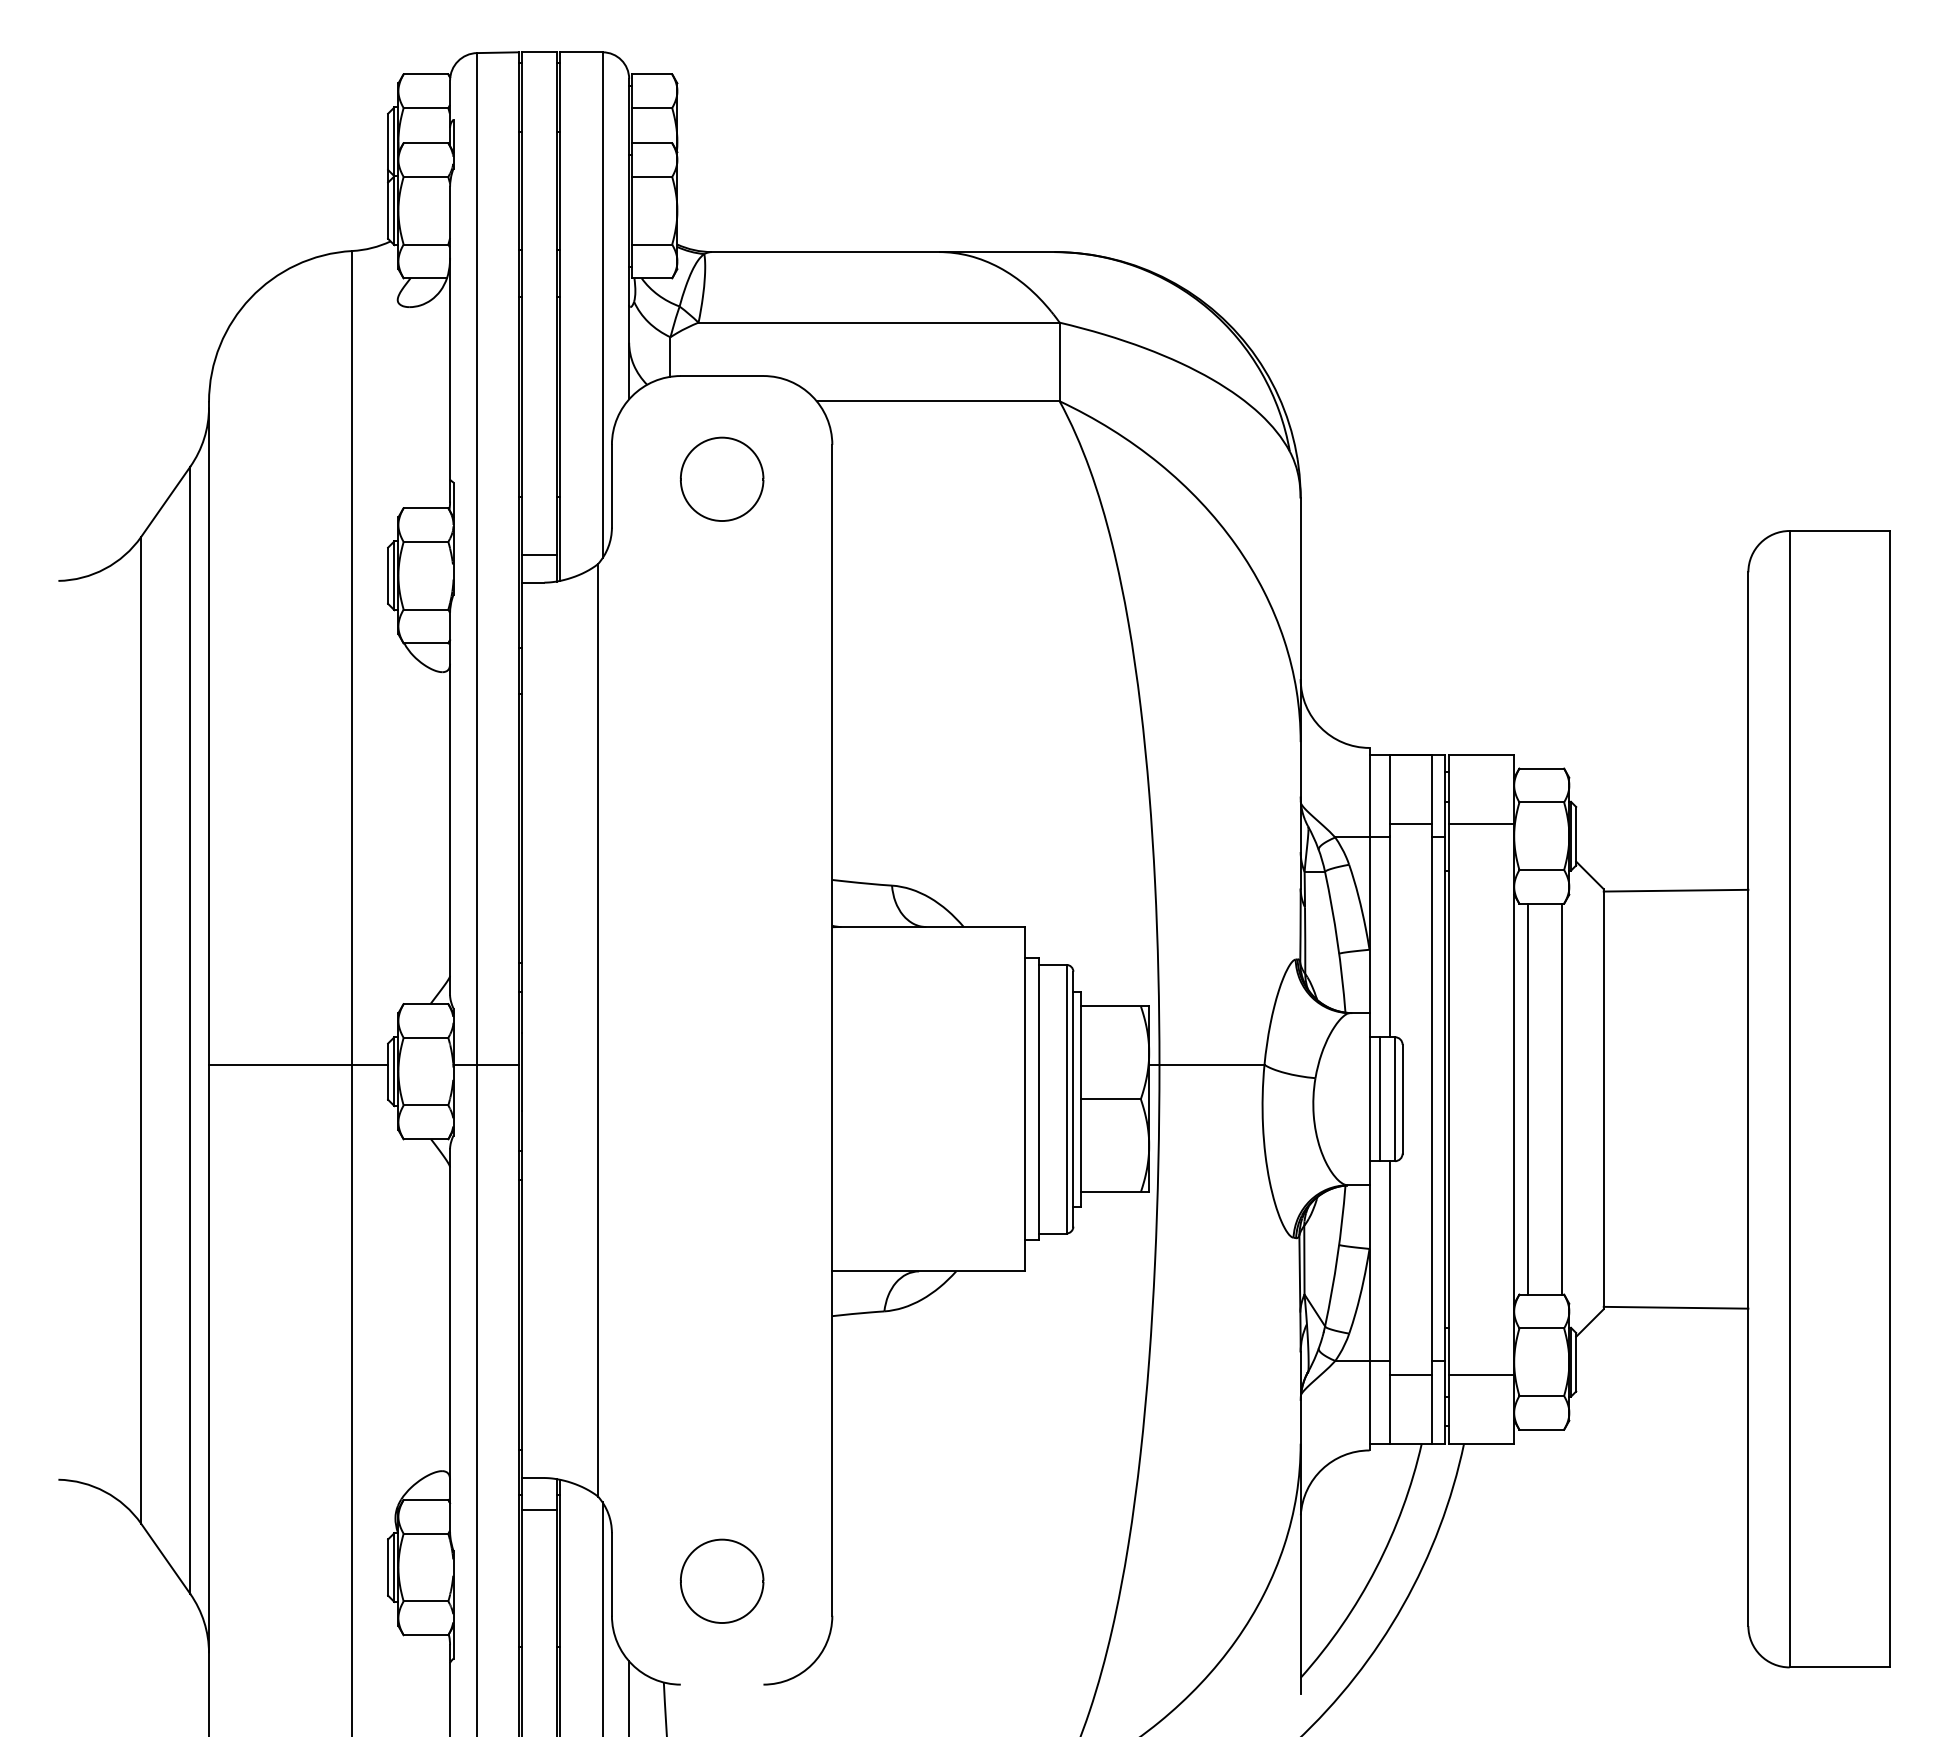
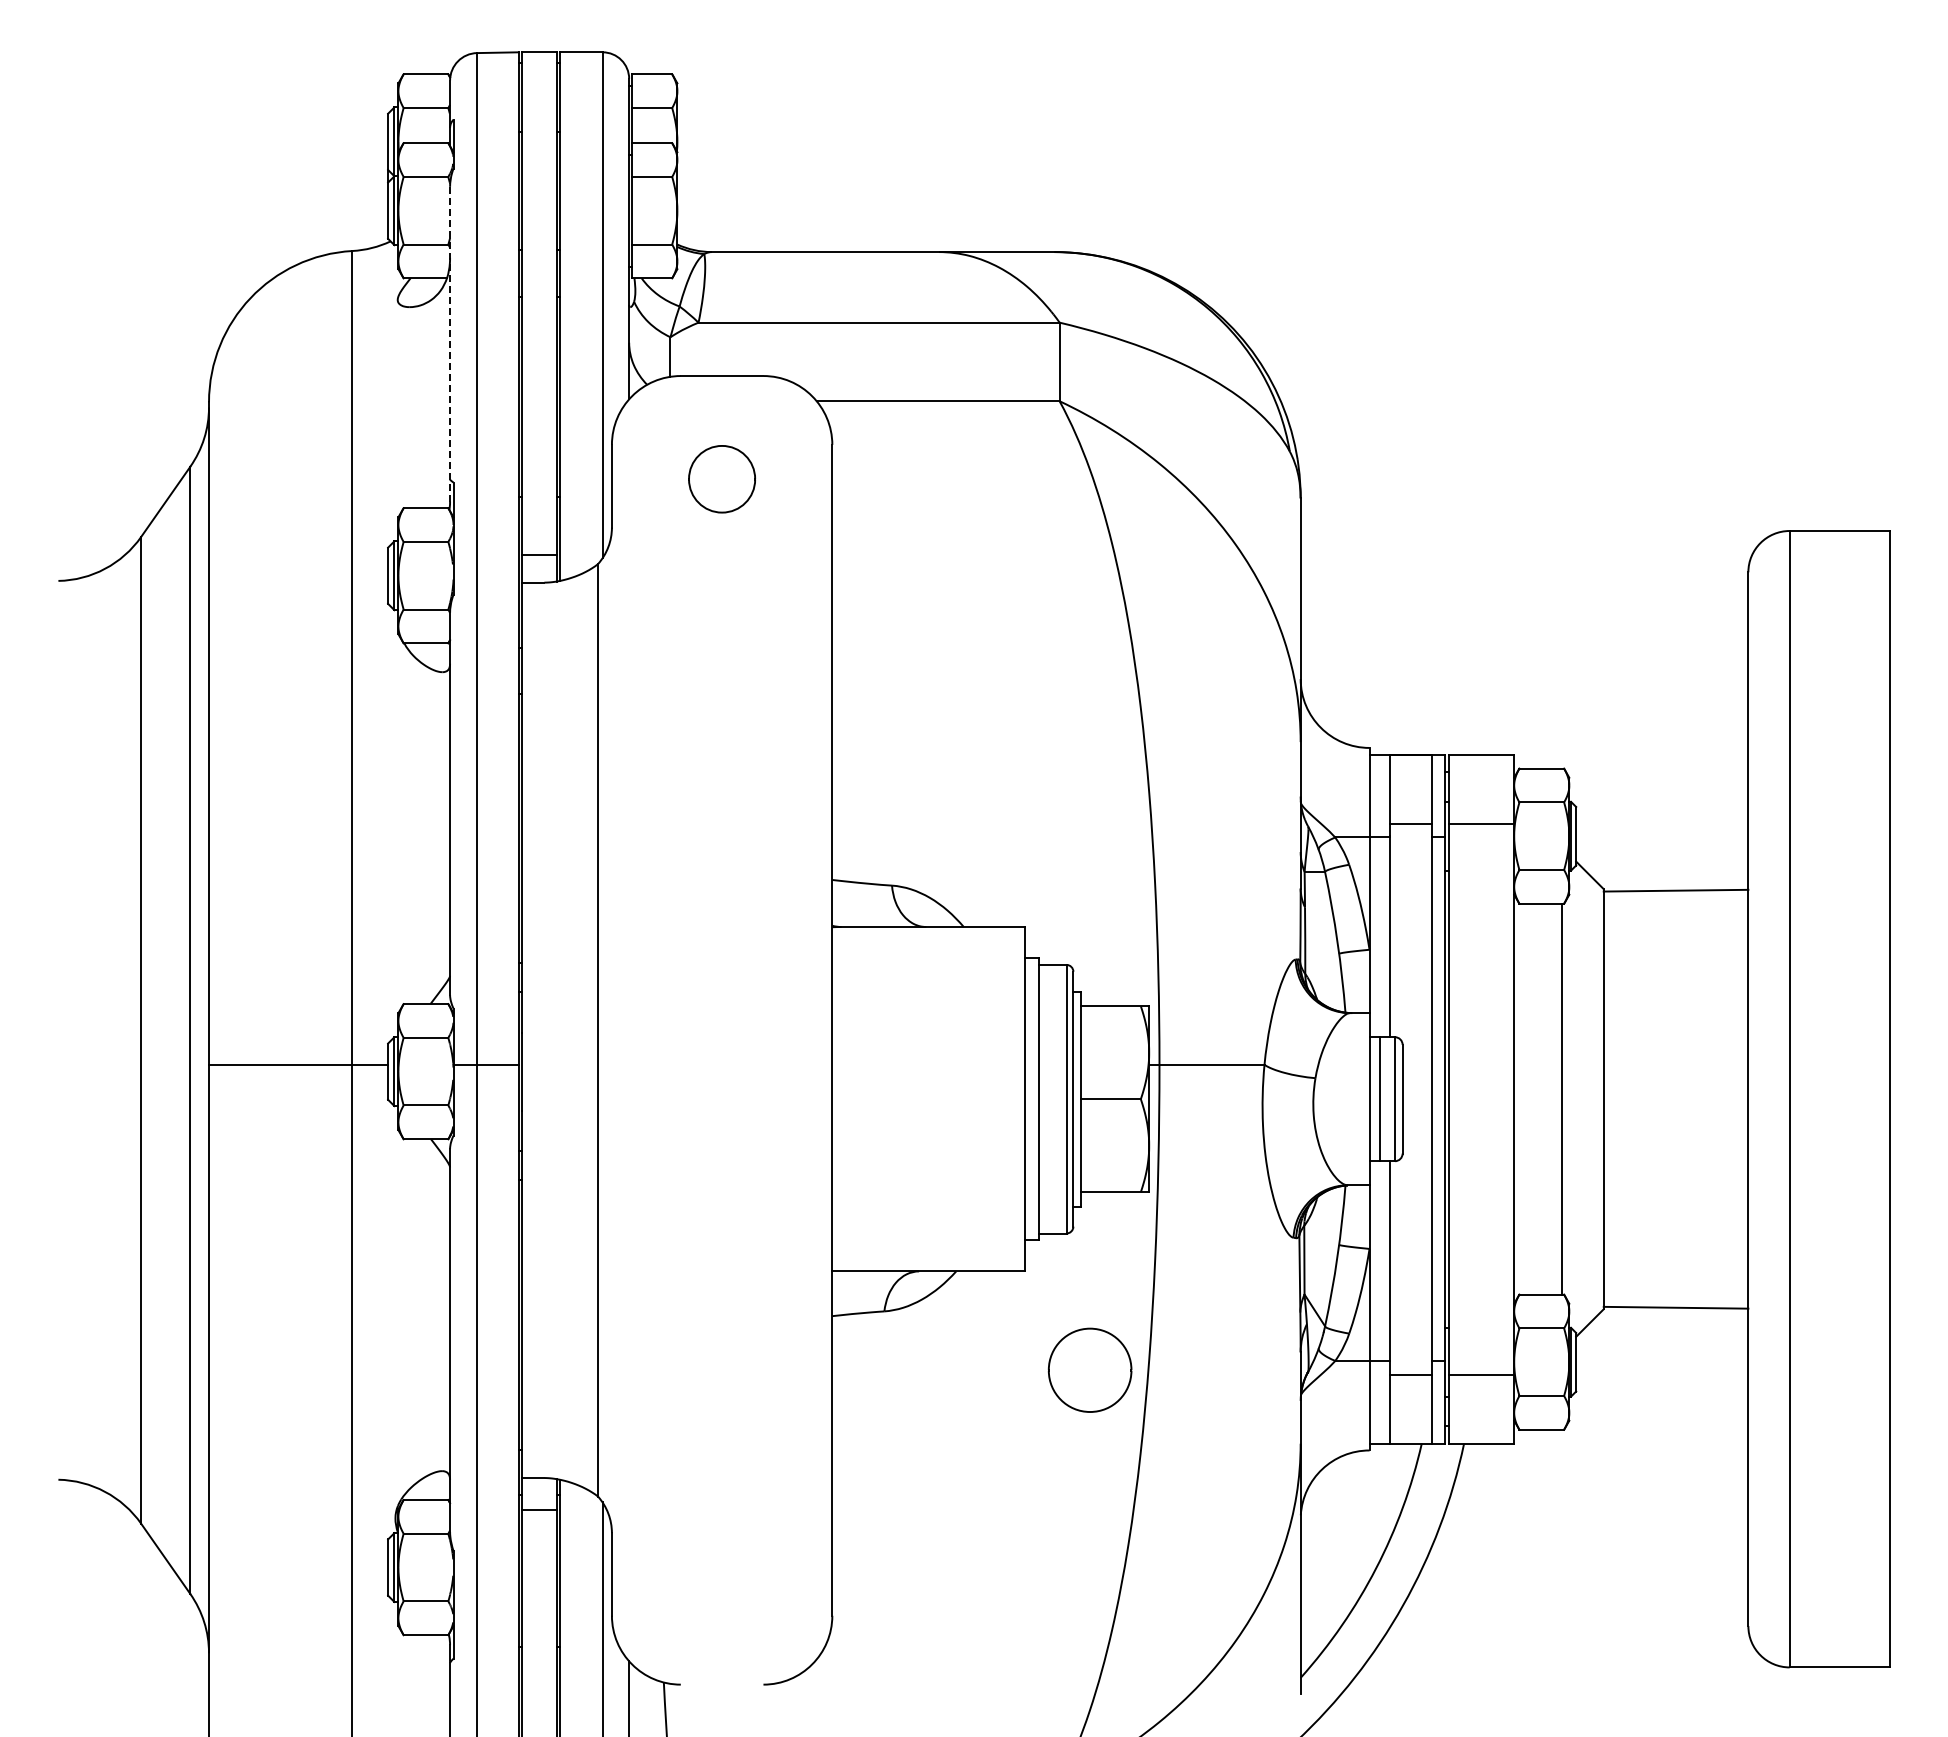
line: solid -> dashed (450, 343)
part size: 86x86 px -> 68x69 px (721, 479)
line: present -> none (1527, 1098)
part position: (721, 1580) -> (1089, 1369) (1089, 1369)
